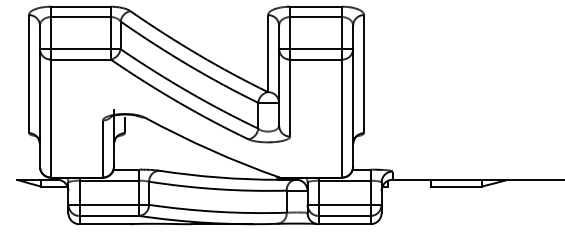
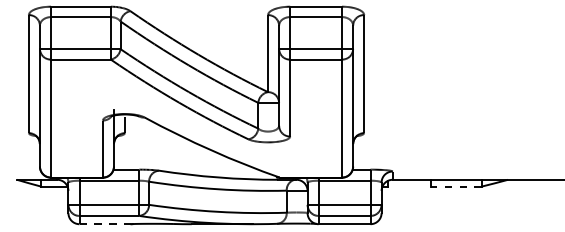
line: solid -> dashed (456, 186)
line: solid -> dashed (105, 224)
